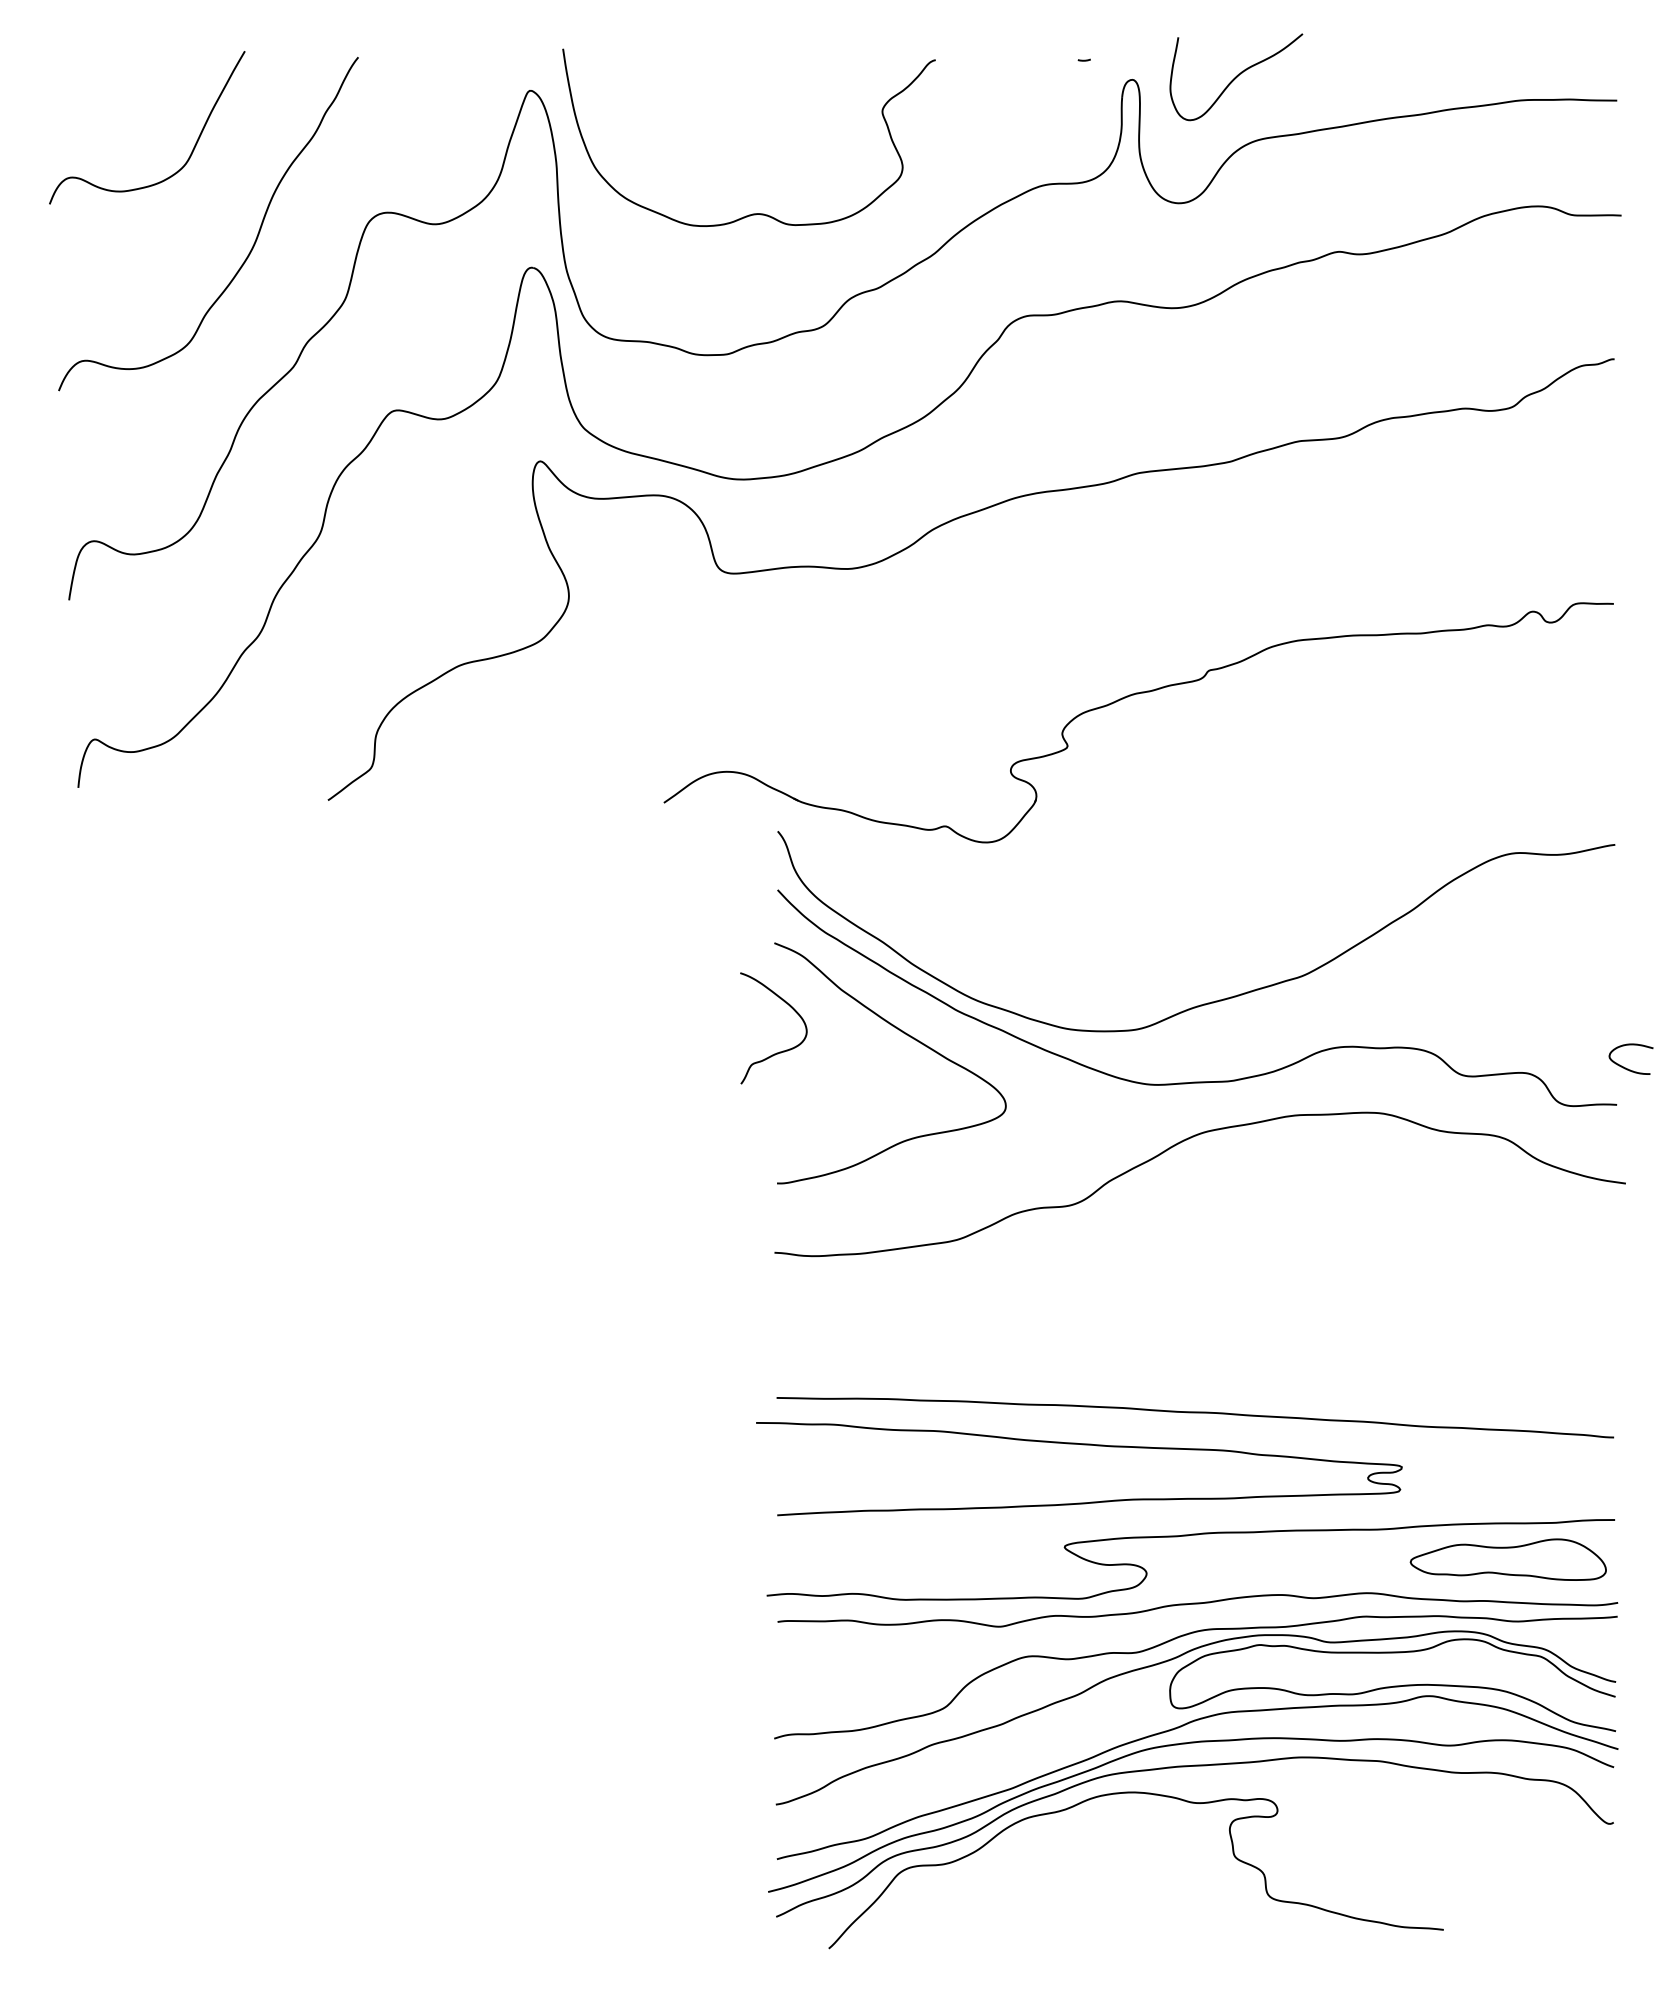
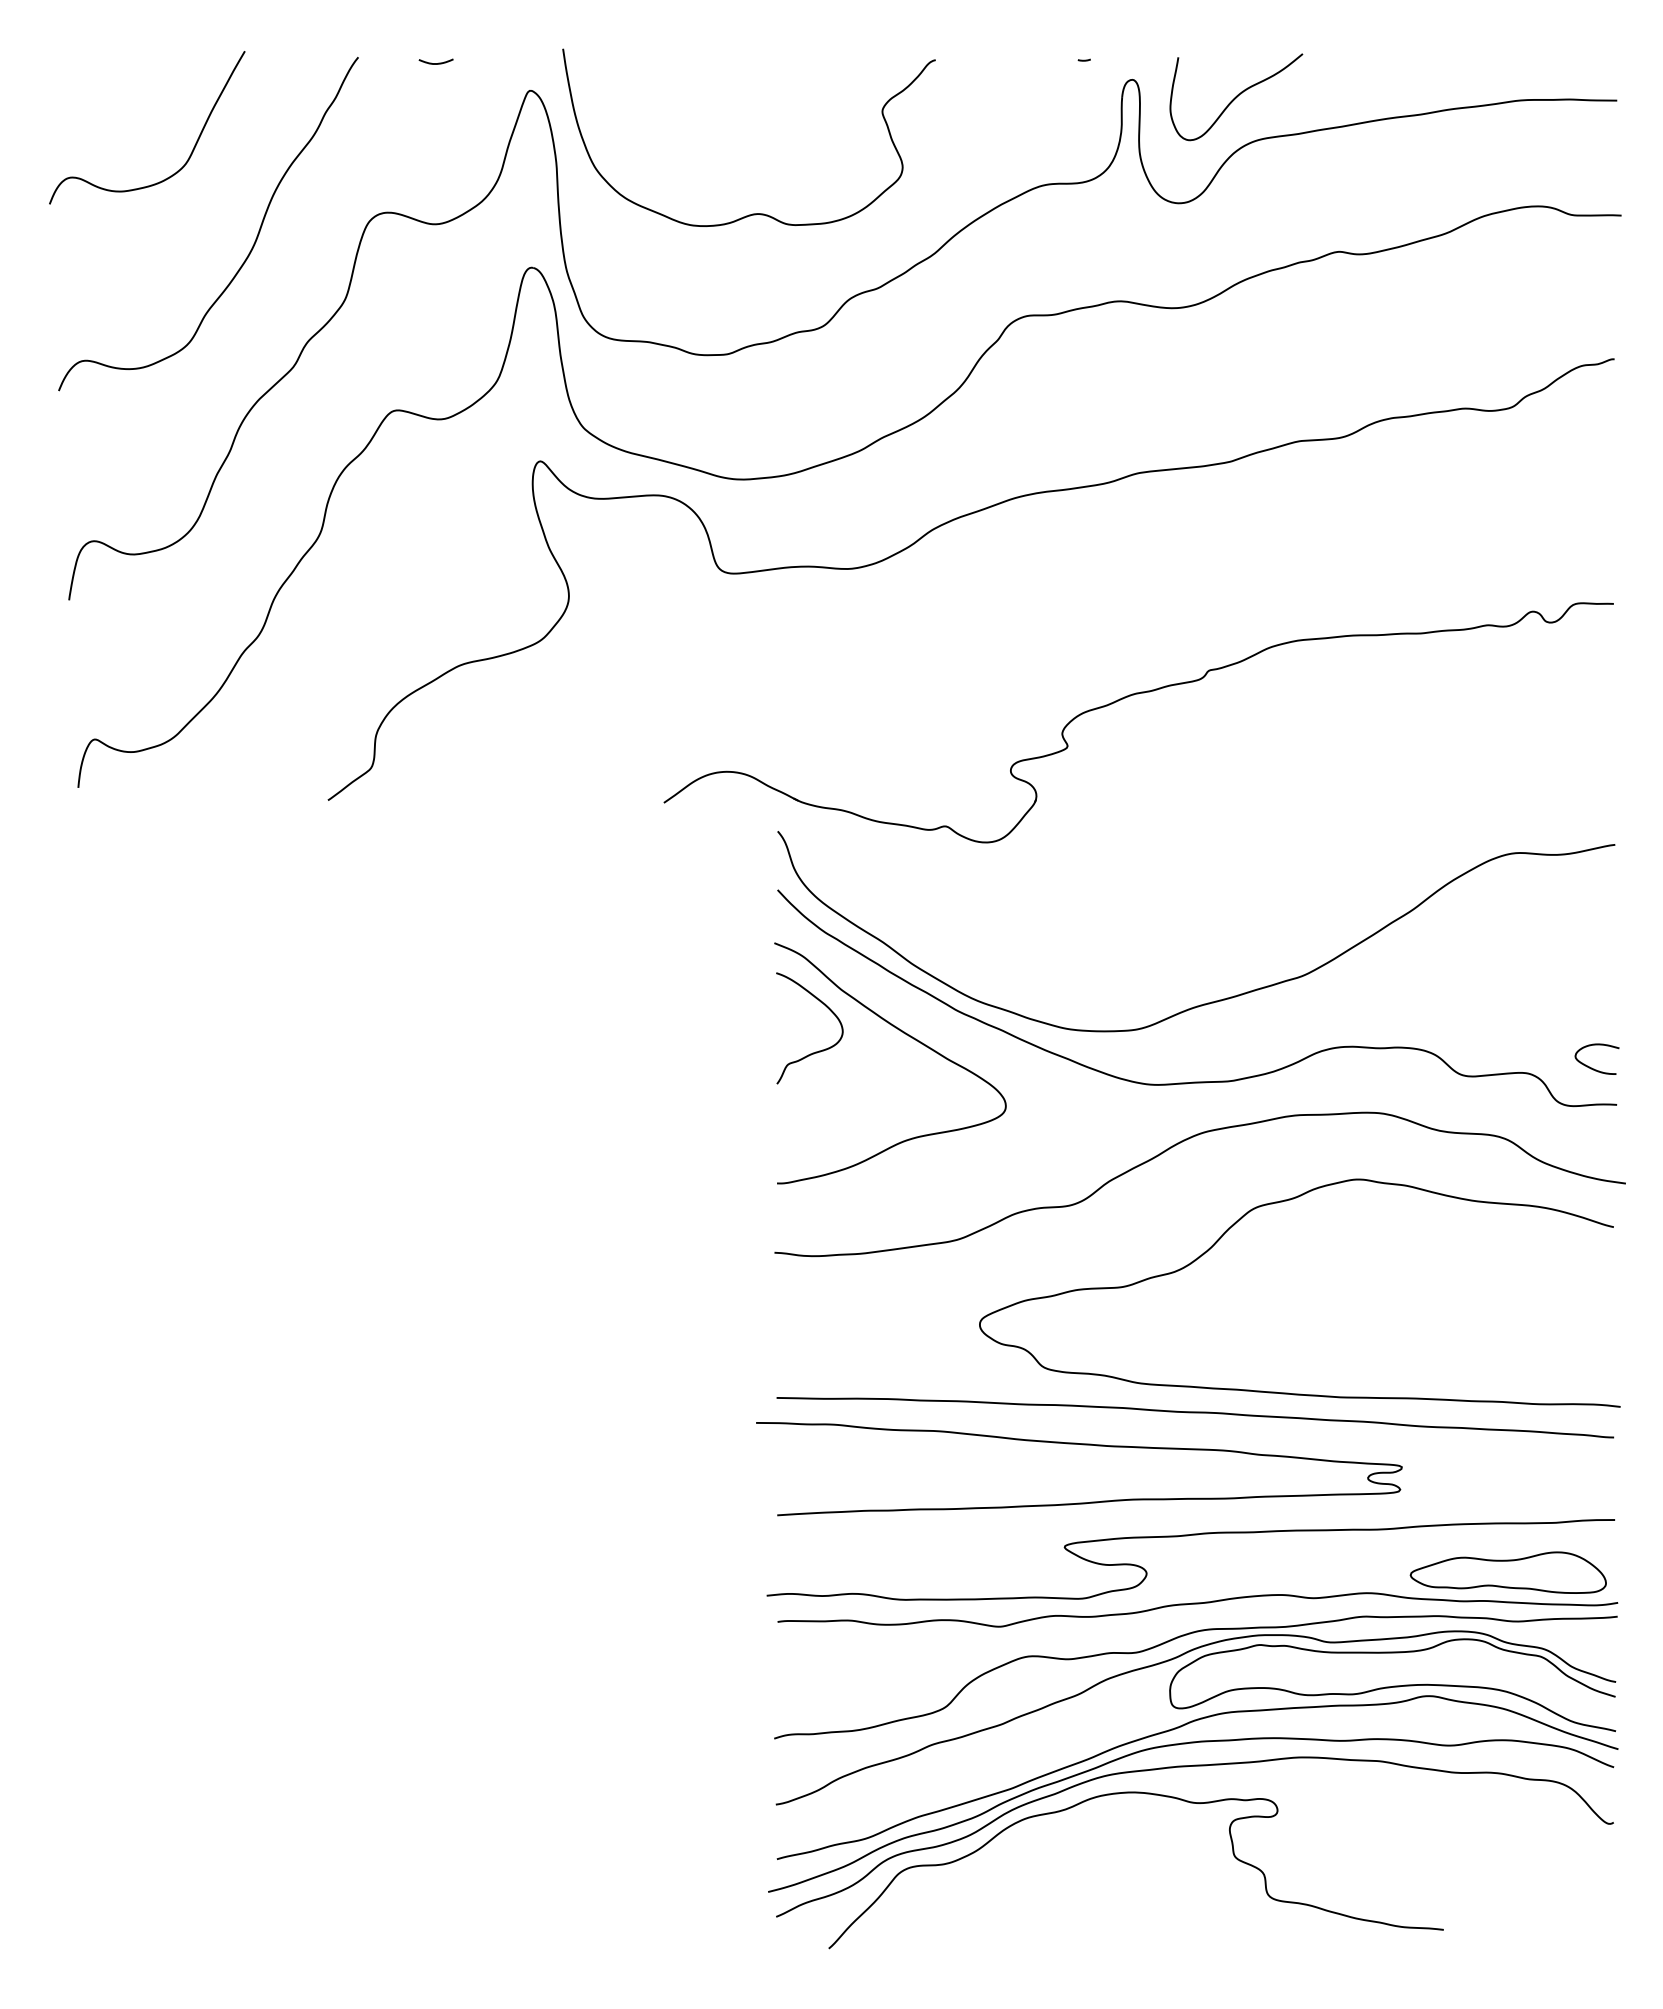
curve: none -> present (435, 63)
curve position: (1236, 77) -> (1236, 97) (1236, 97)
curve position: (779, 1051) -> (815, 1051) (815, 1051)
curve position: (1628, 1068) -> (1594, 1068) (1594, 1068)
curve: none -> present (1282, 1202)
part position: (1507, 1559) -> (1507, 1572) (1507, 1572)
